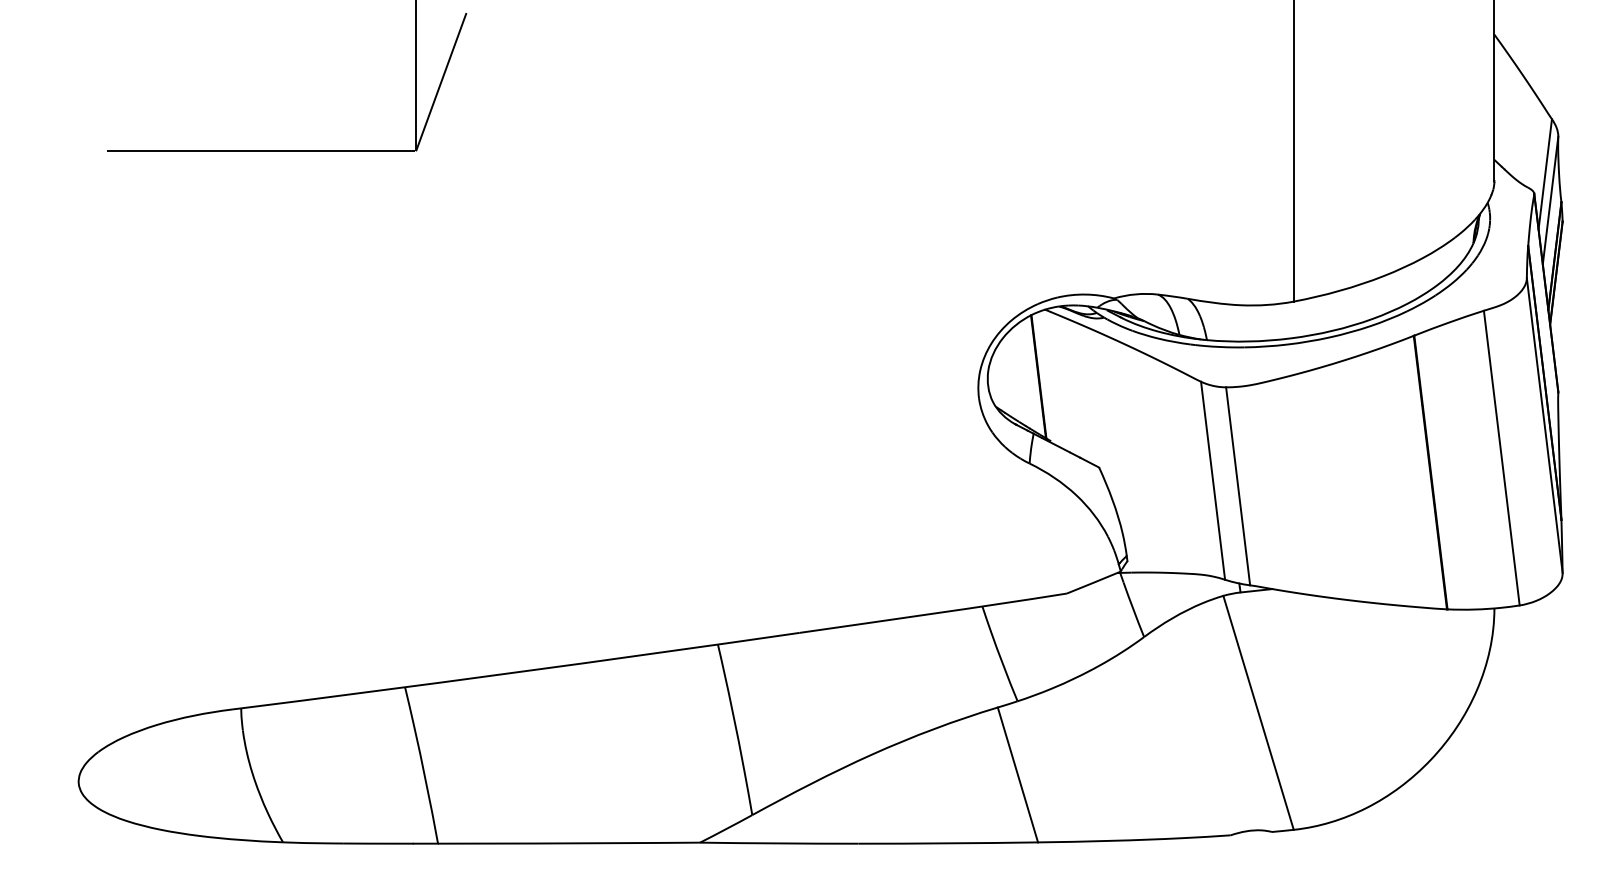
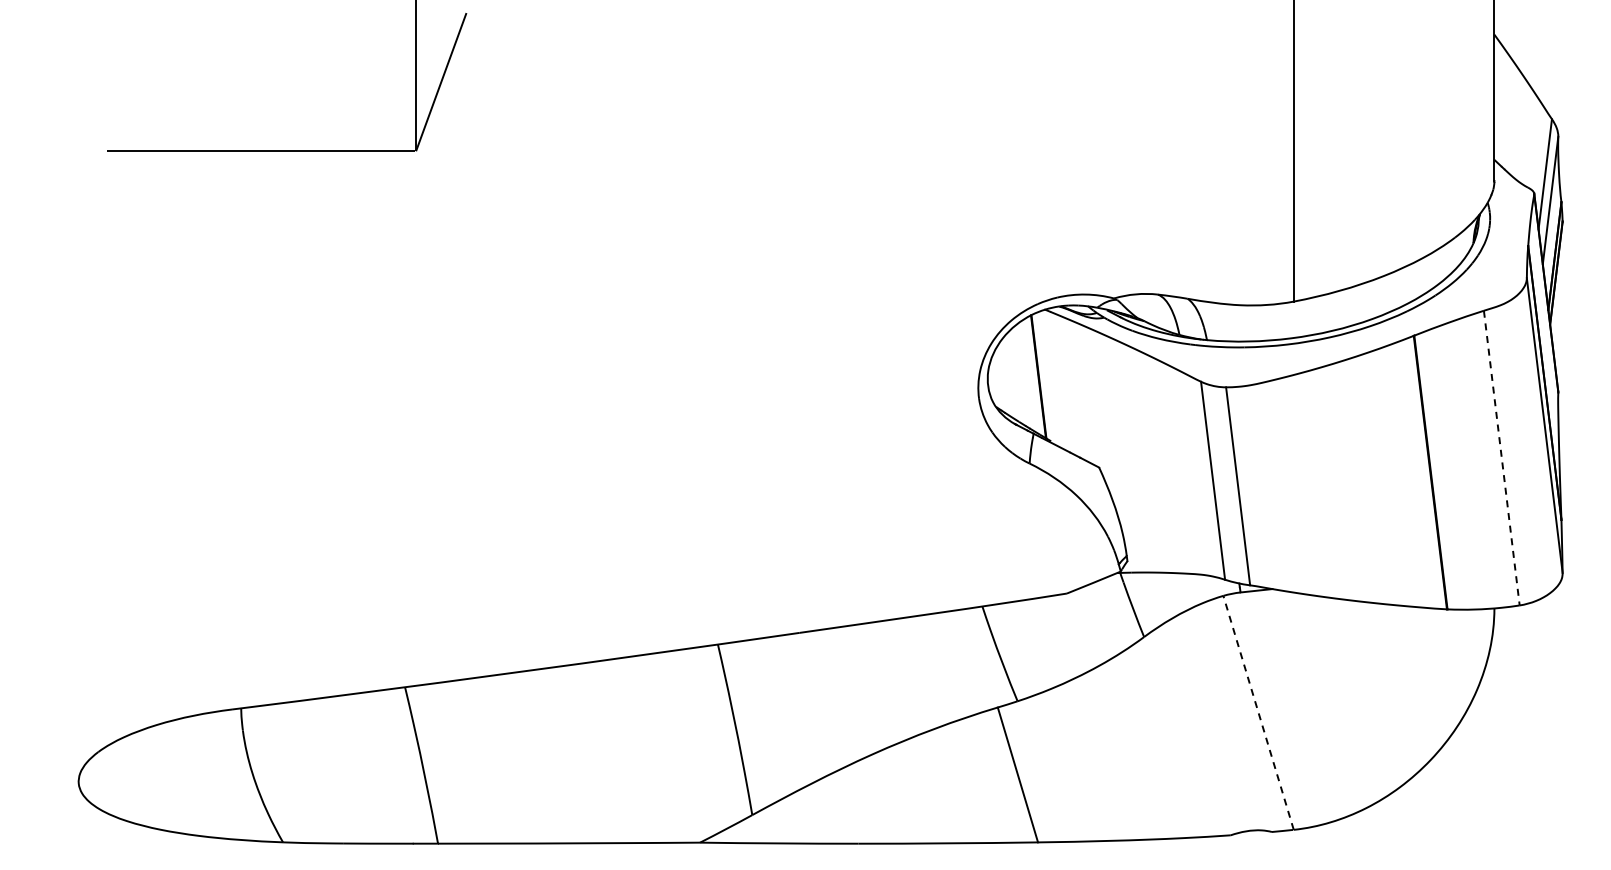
line: solid -> dashed (1501, 458)
line: solid -> dashed (1258, 712)
